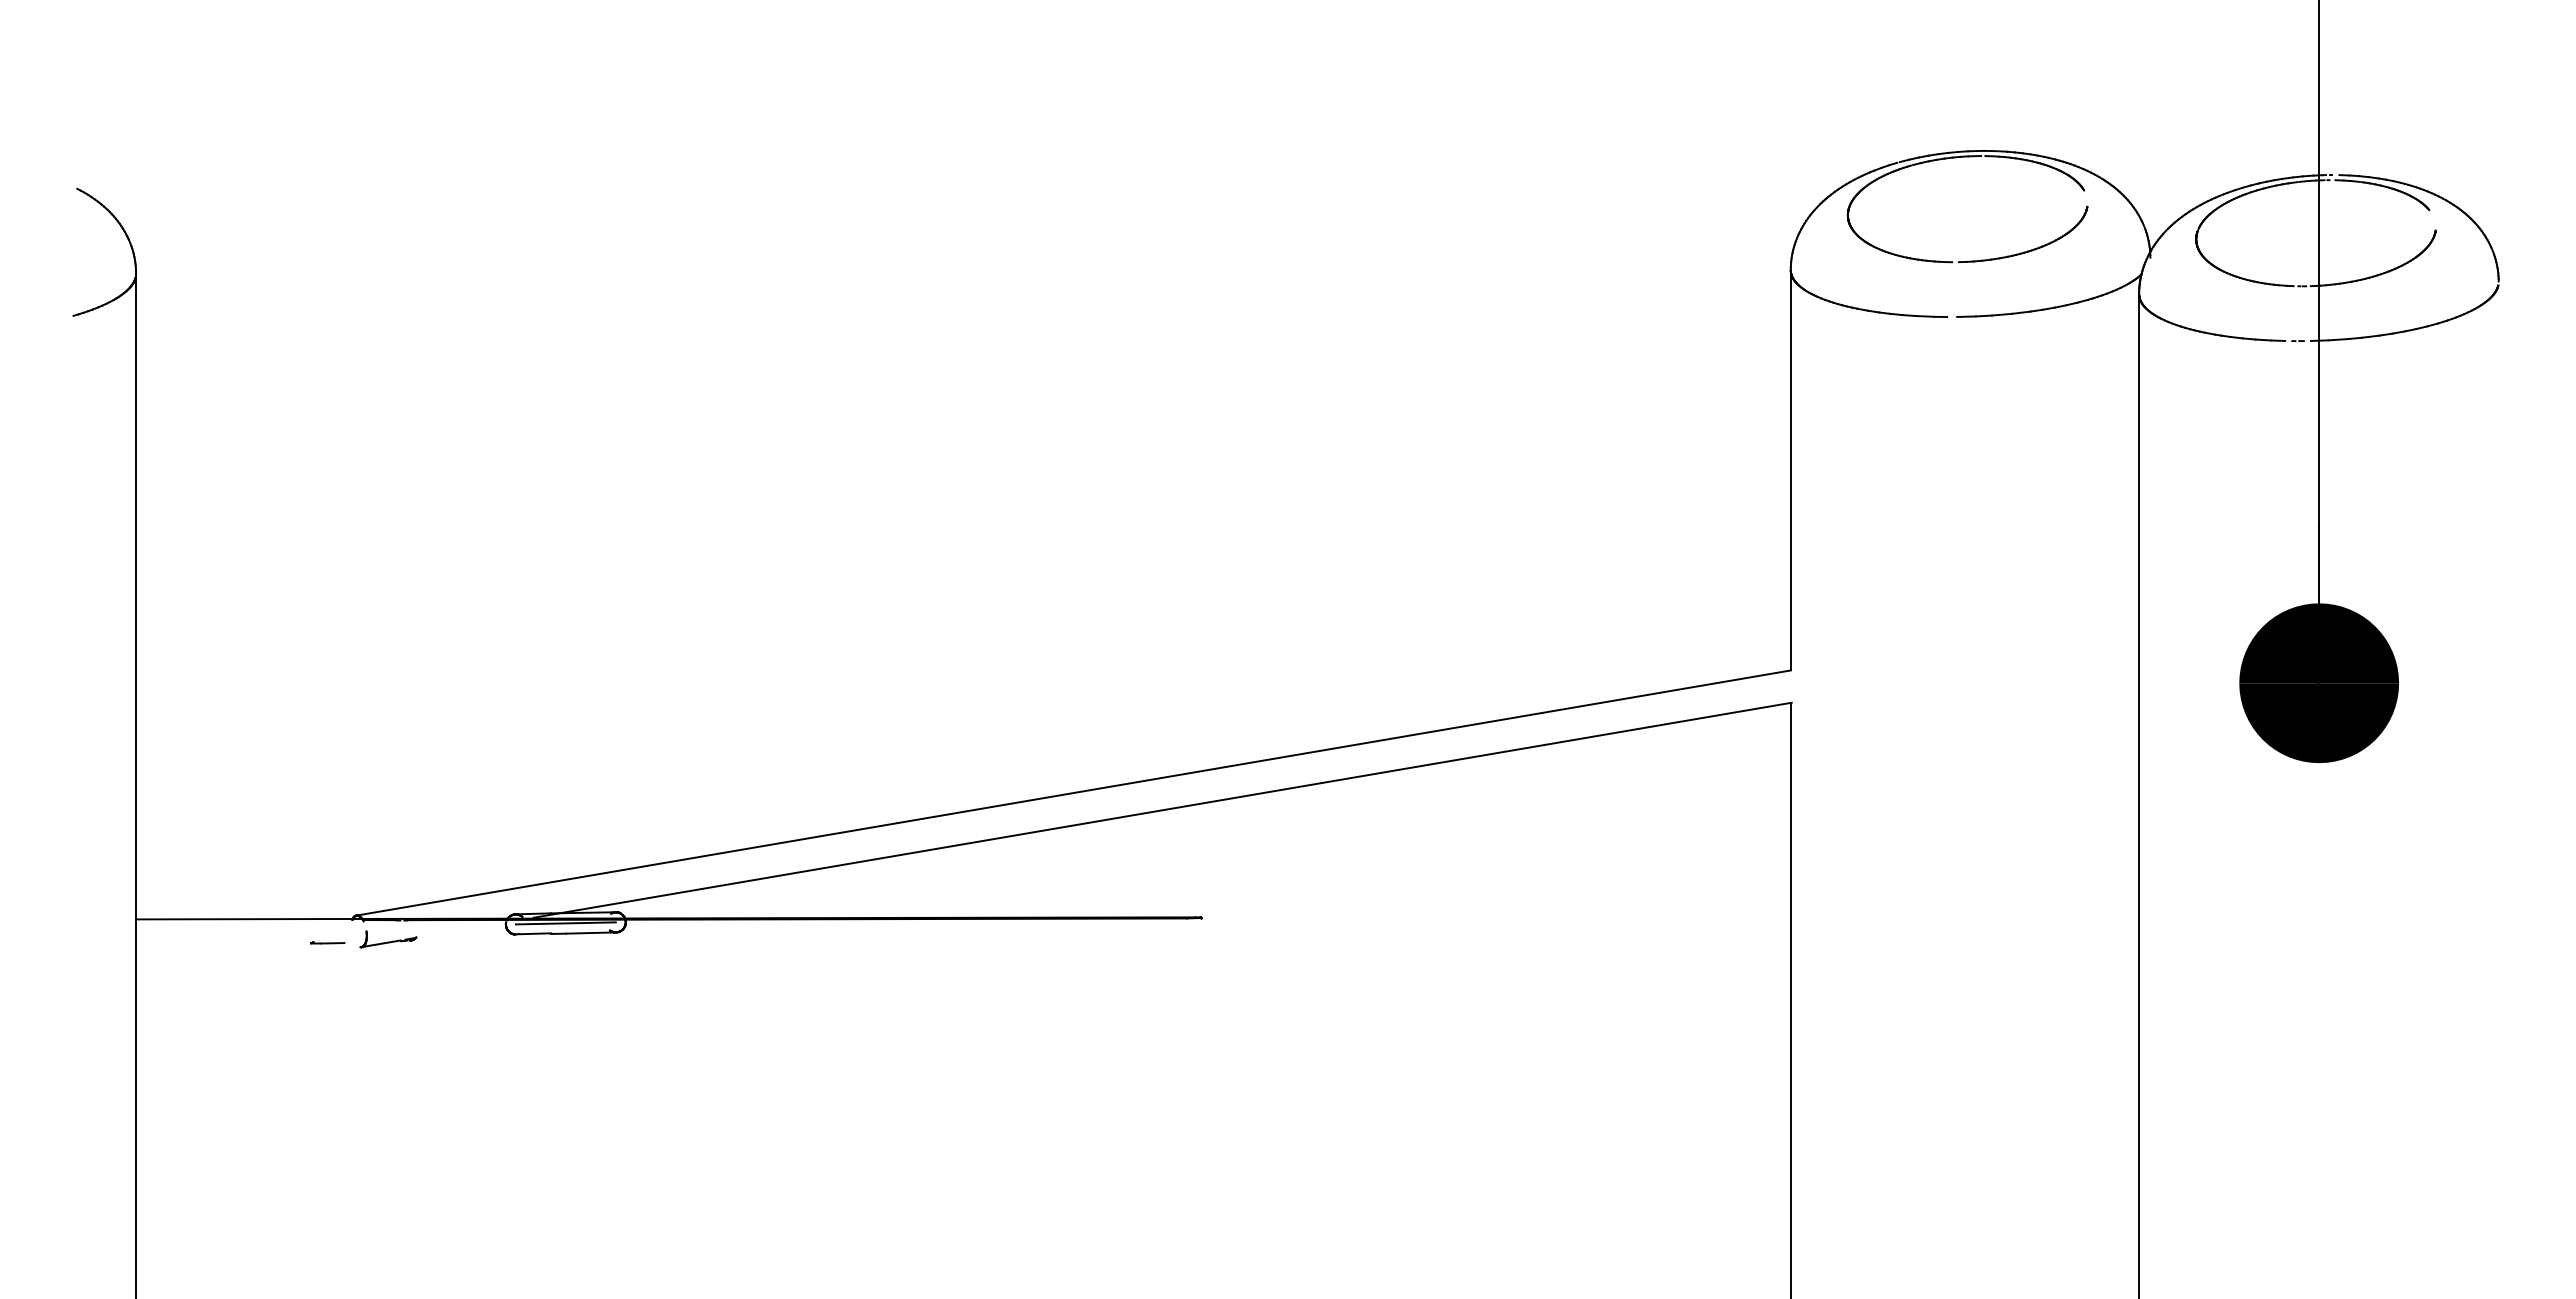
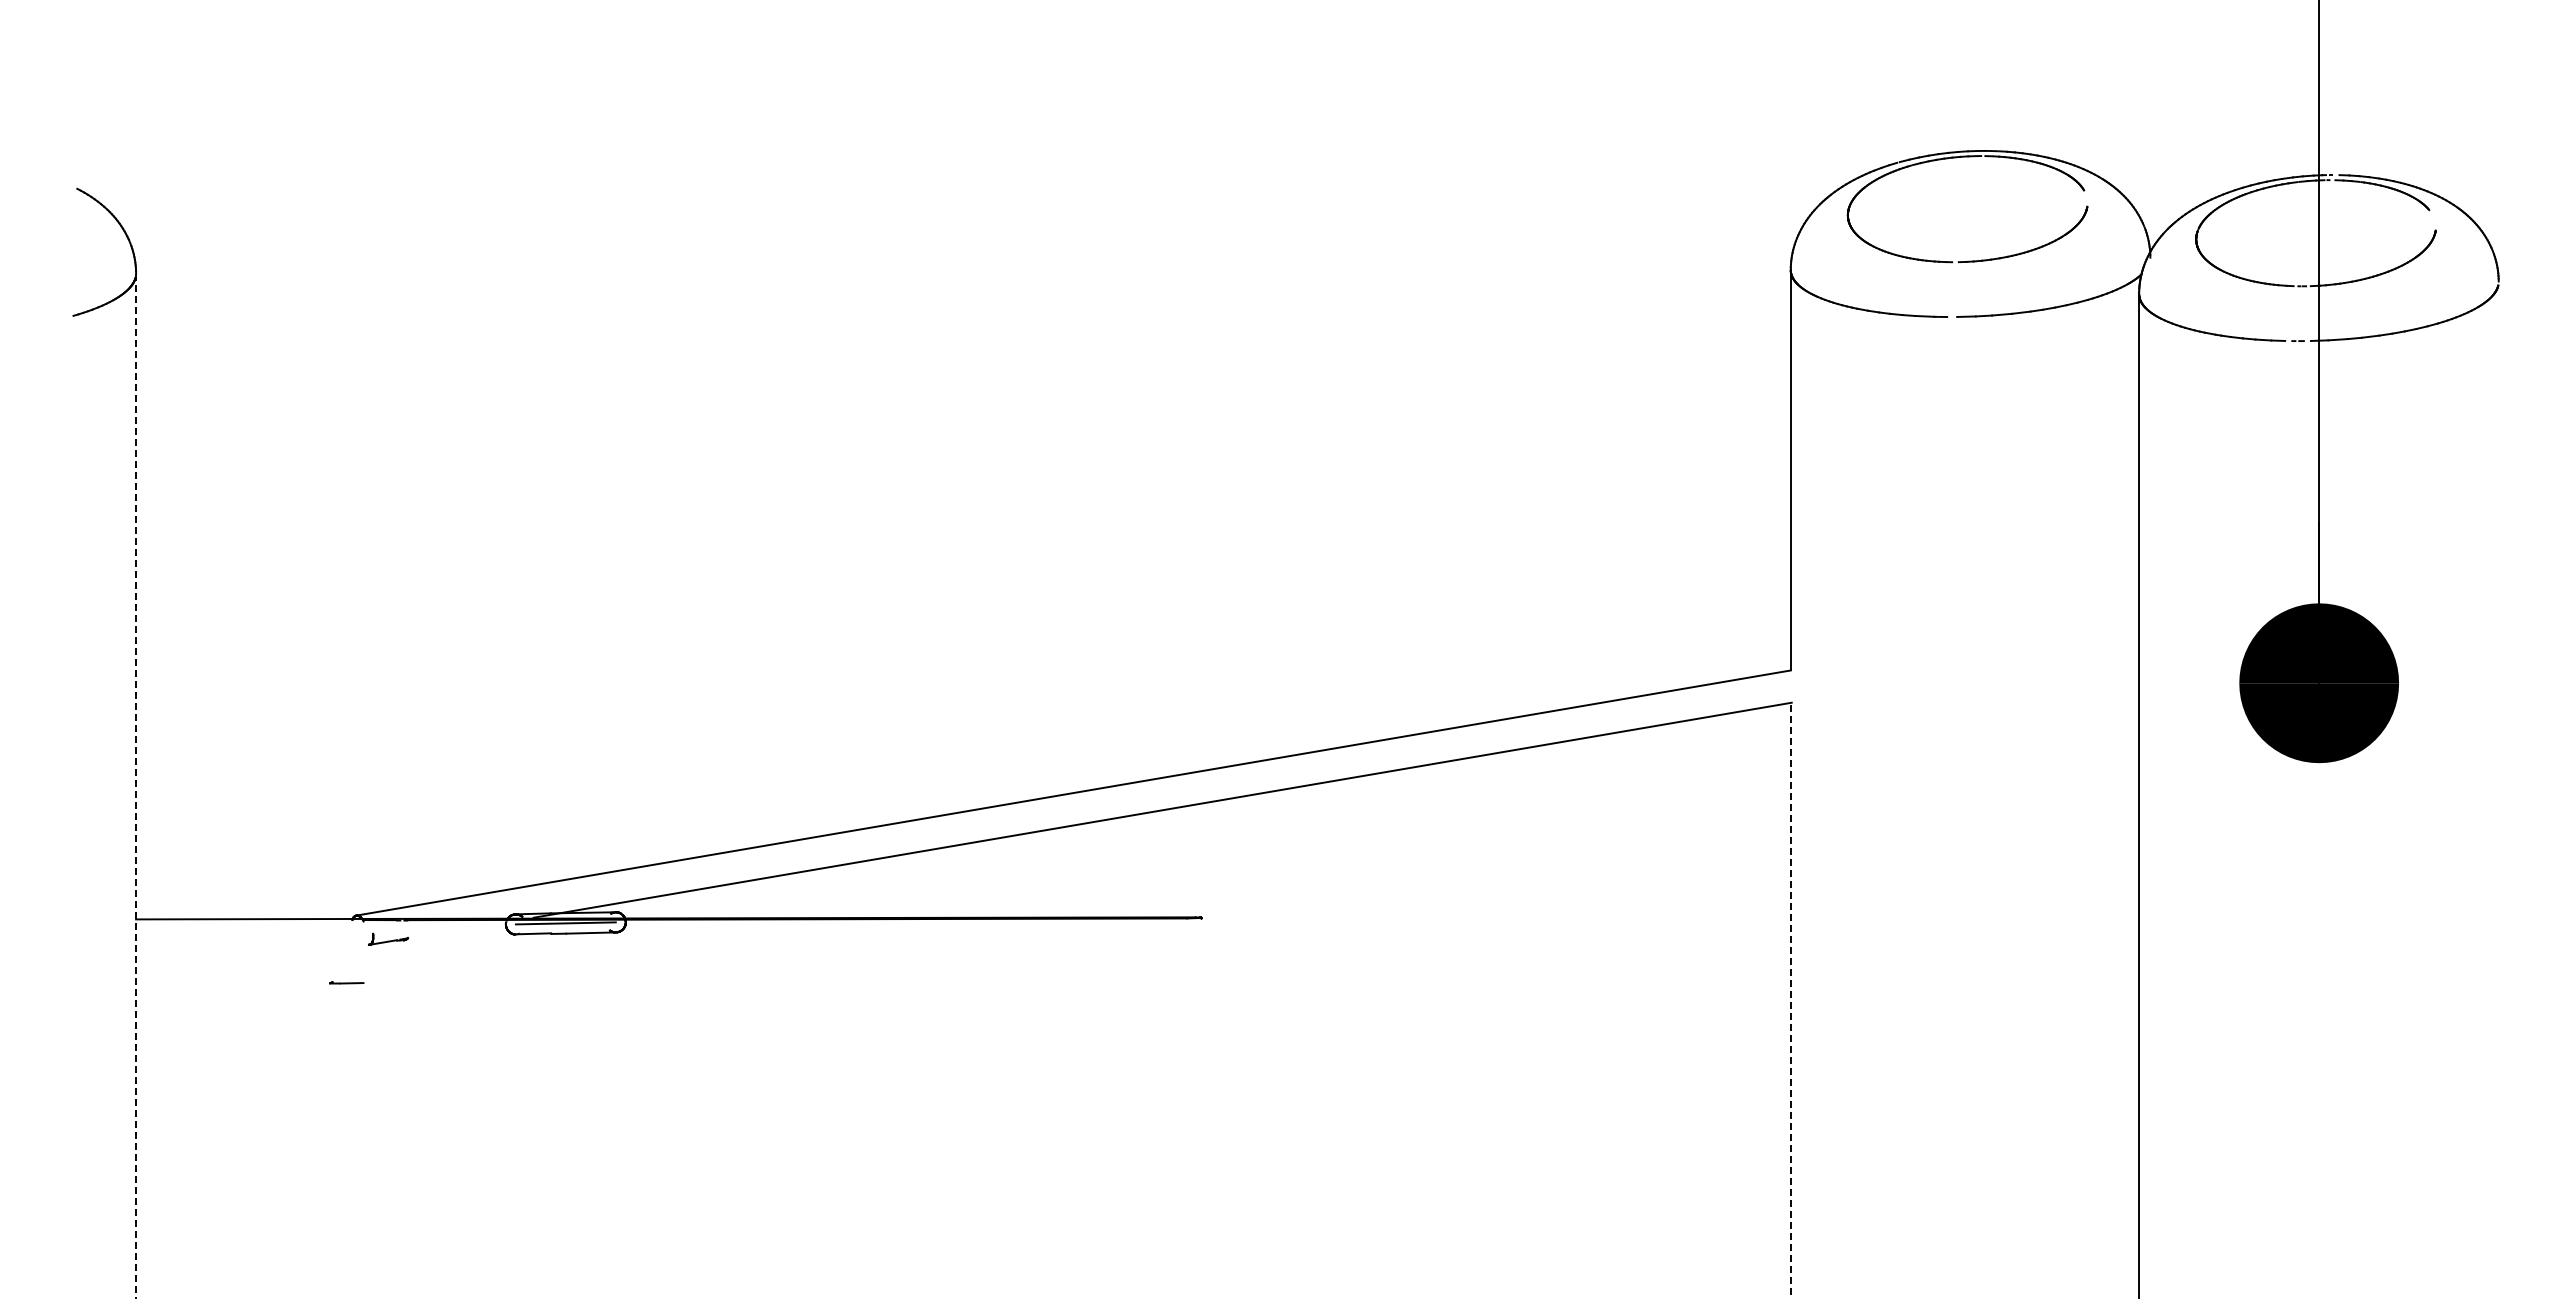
line: solid -> dashed (136, 785)
part size: 59x19 px -> 42x14 px (388, 938)
line position: (327, 942) -> (346, 982) (346, 982)
line: solid -> dashed (1790, 1000)
